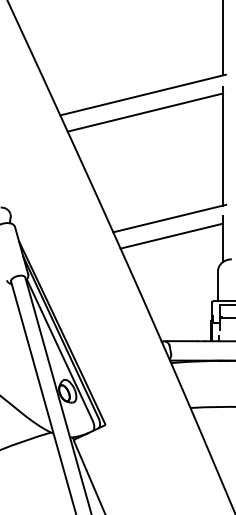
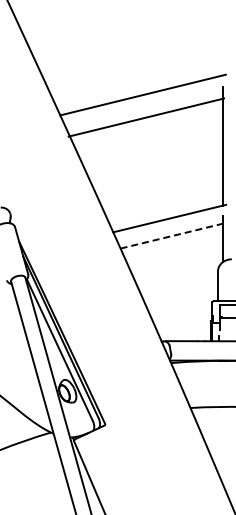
line: present -> none (223, 38)
line position: (145, 112) -> (146, 117) (146, 117)
line: solid -> dashed (171, 236)
